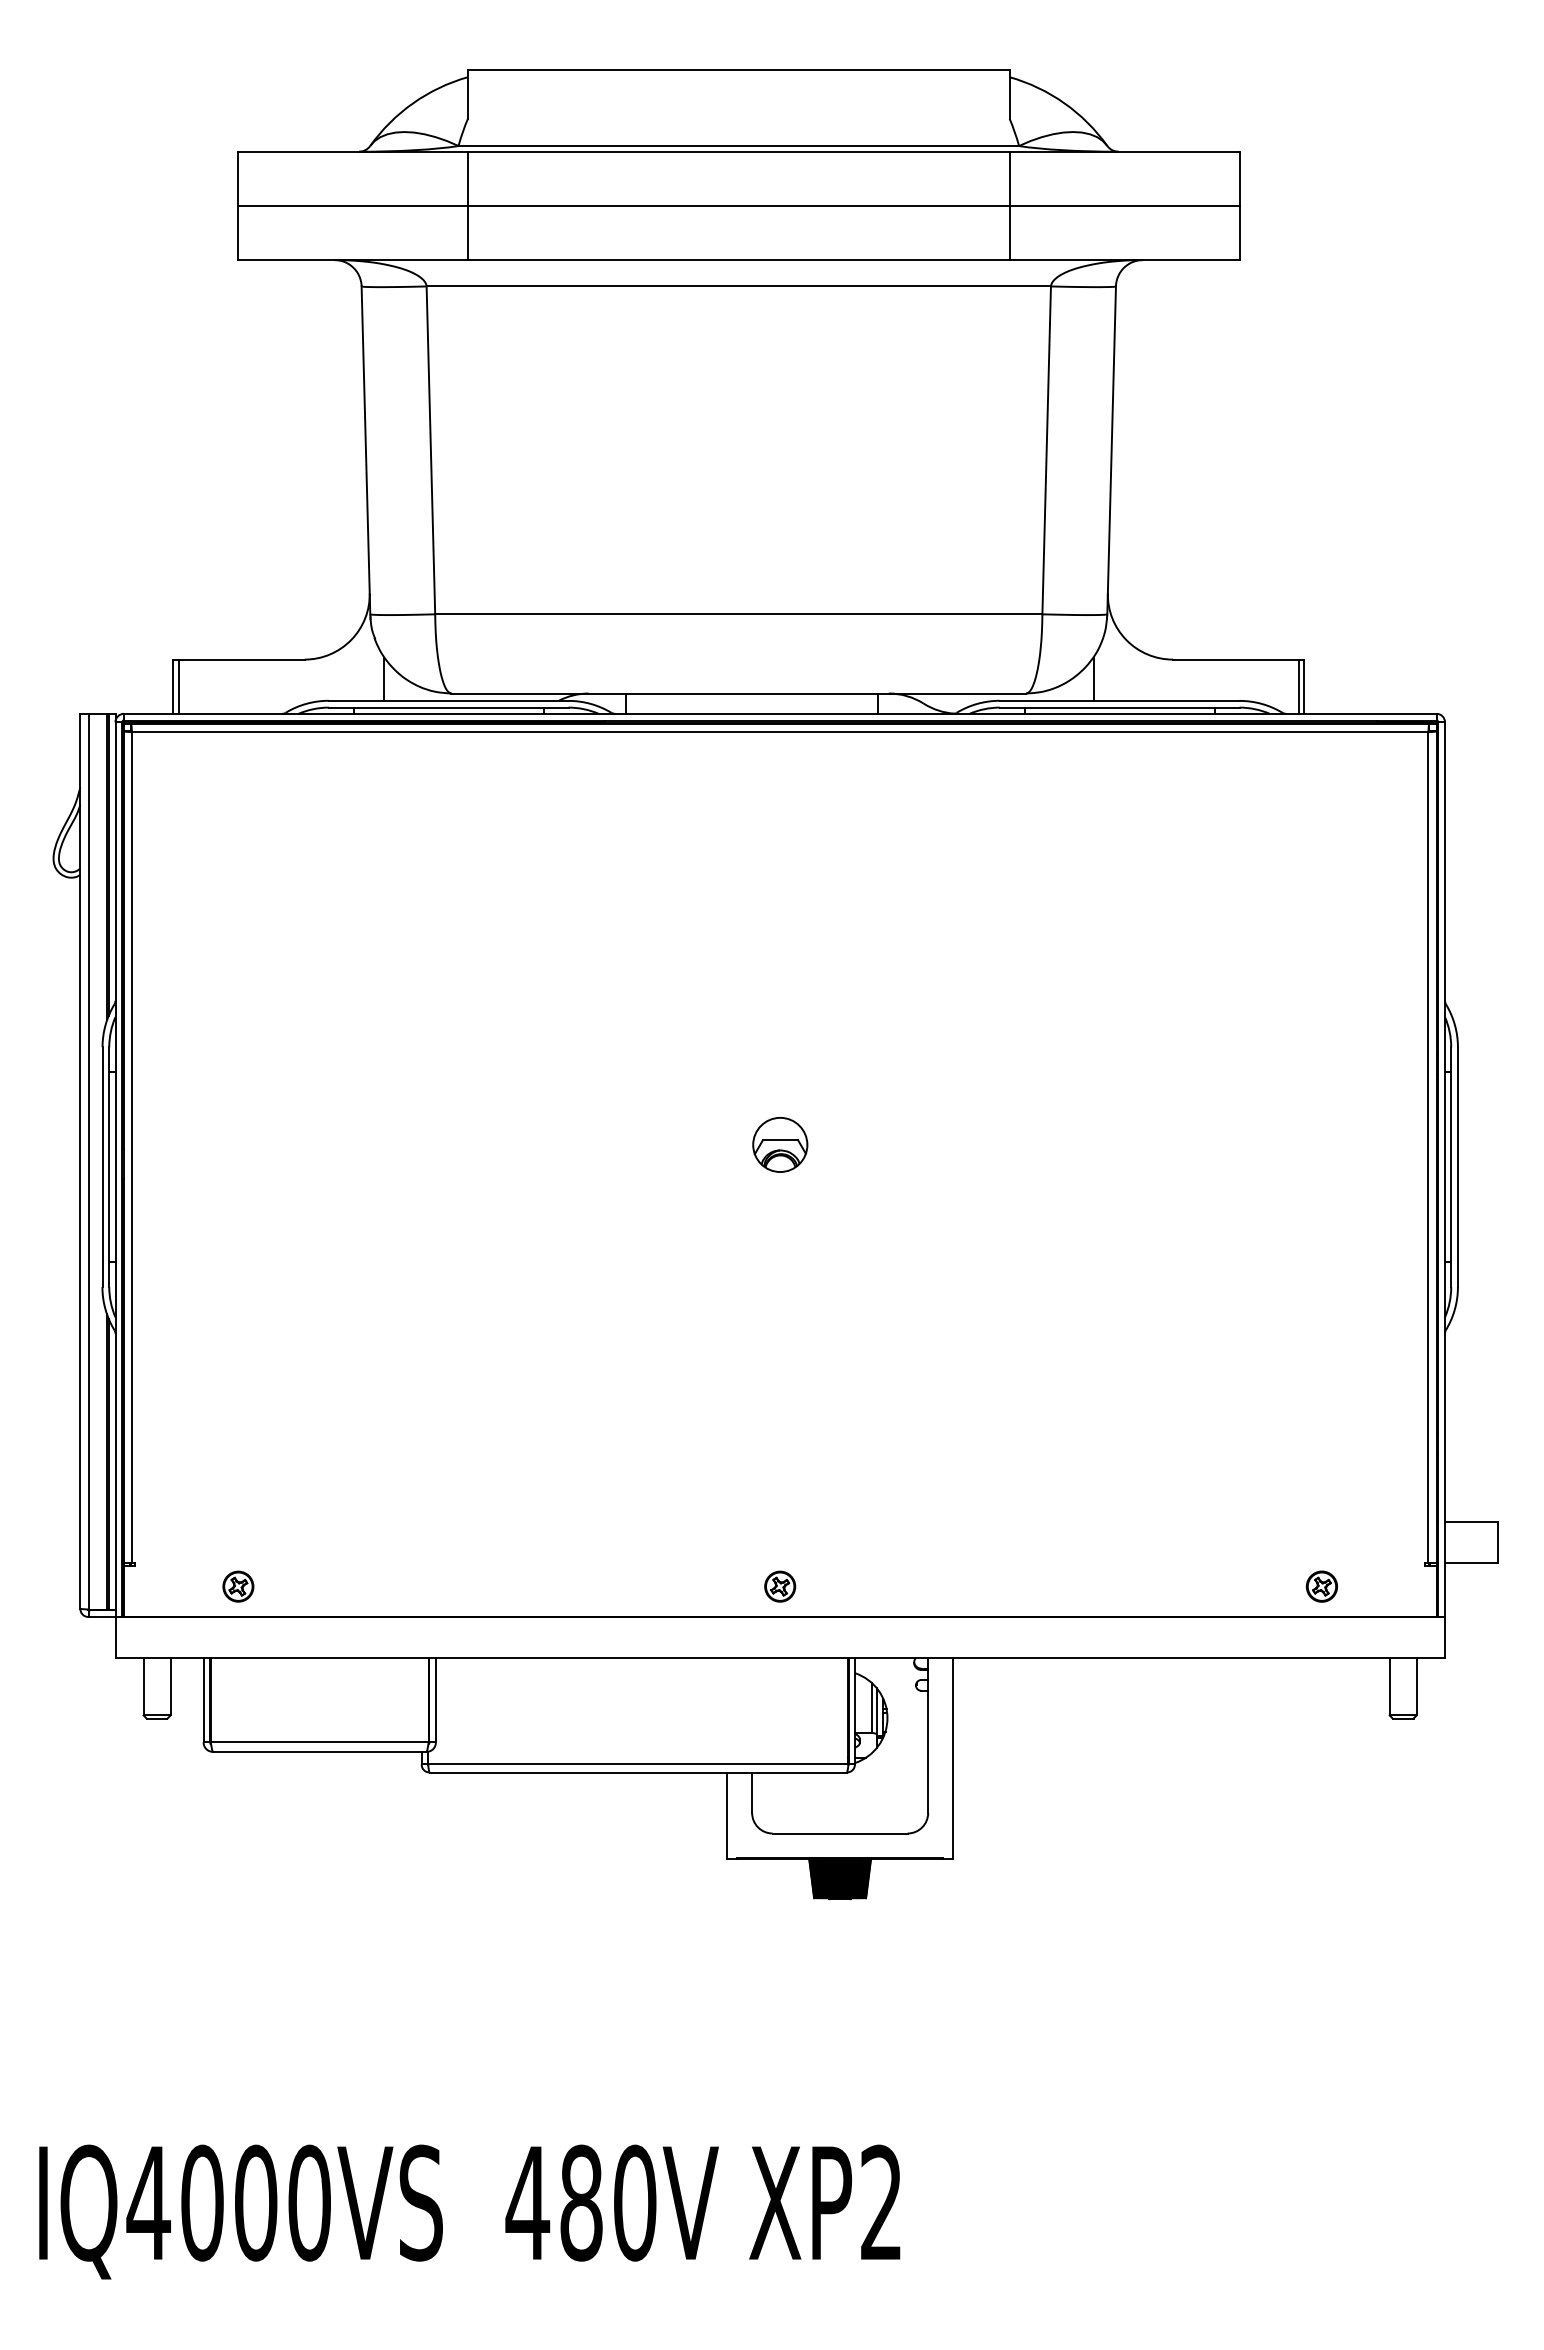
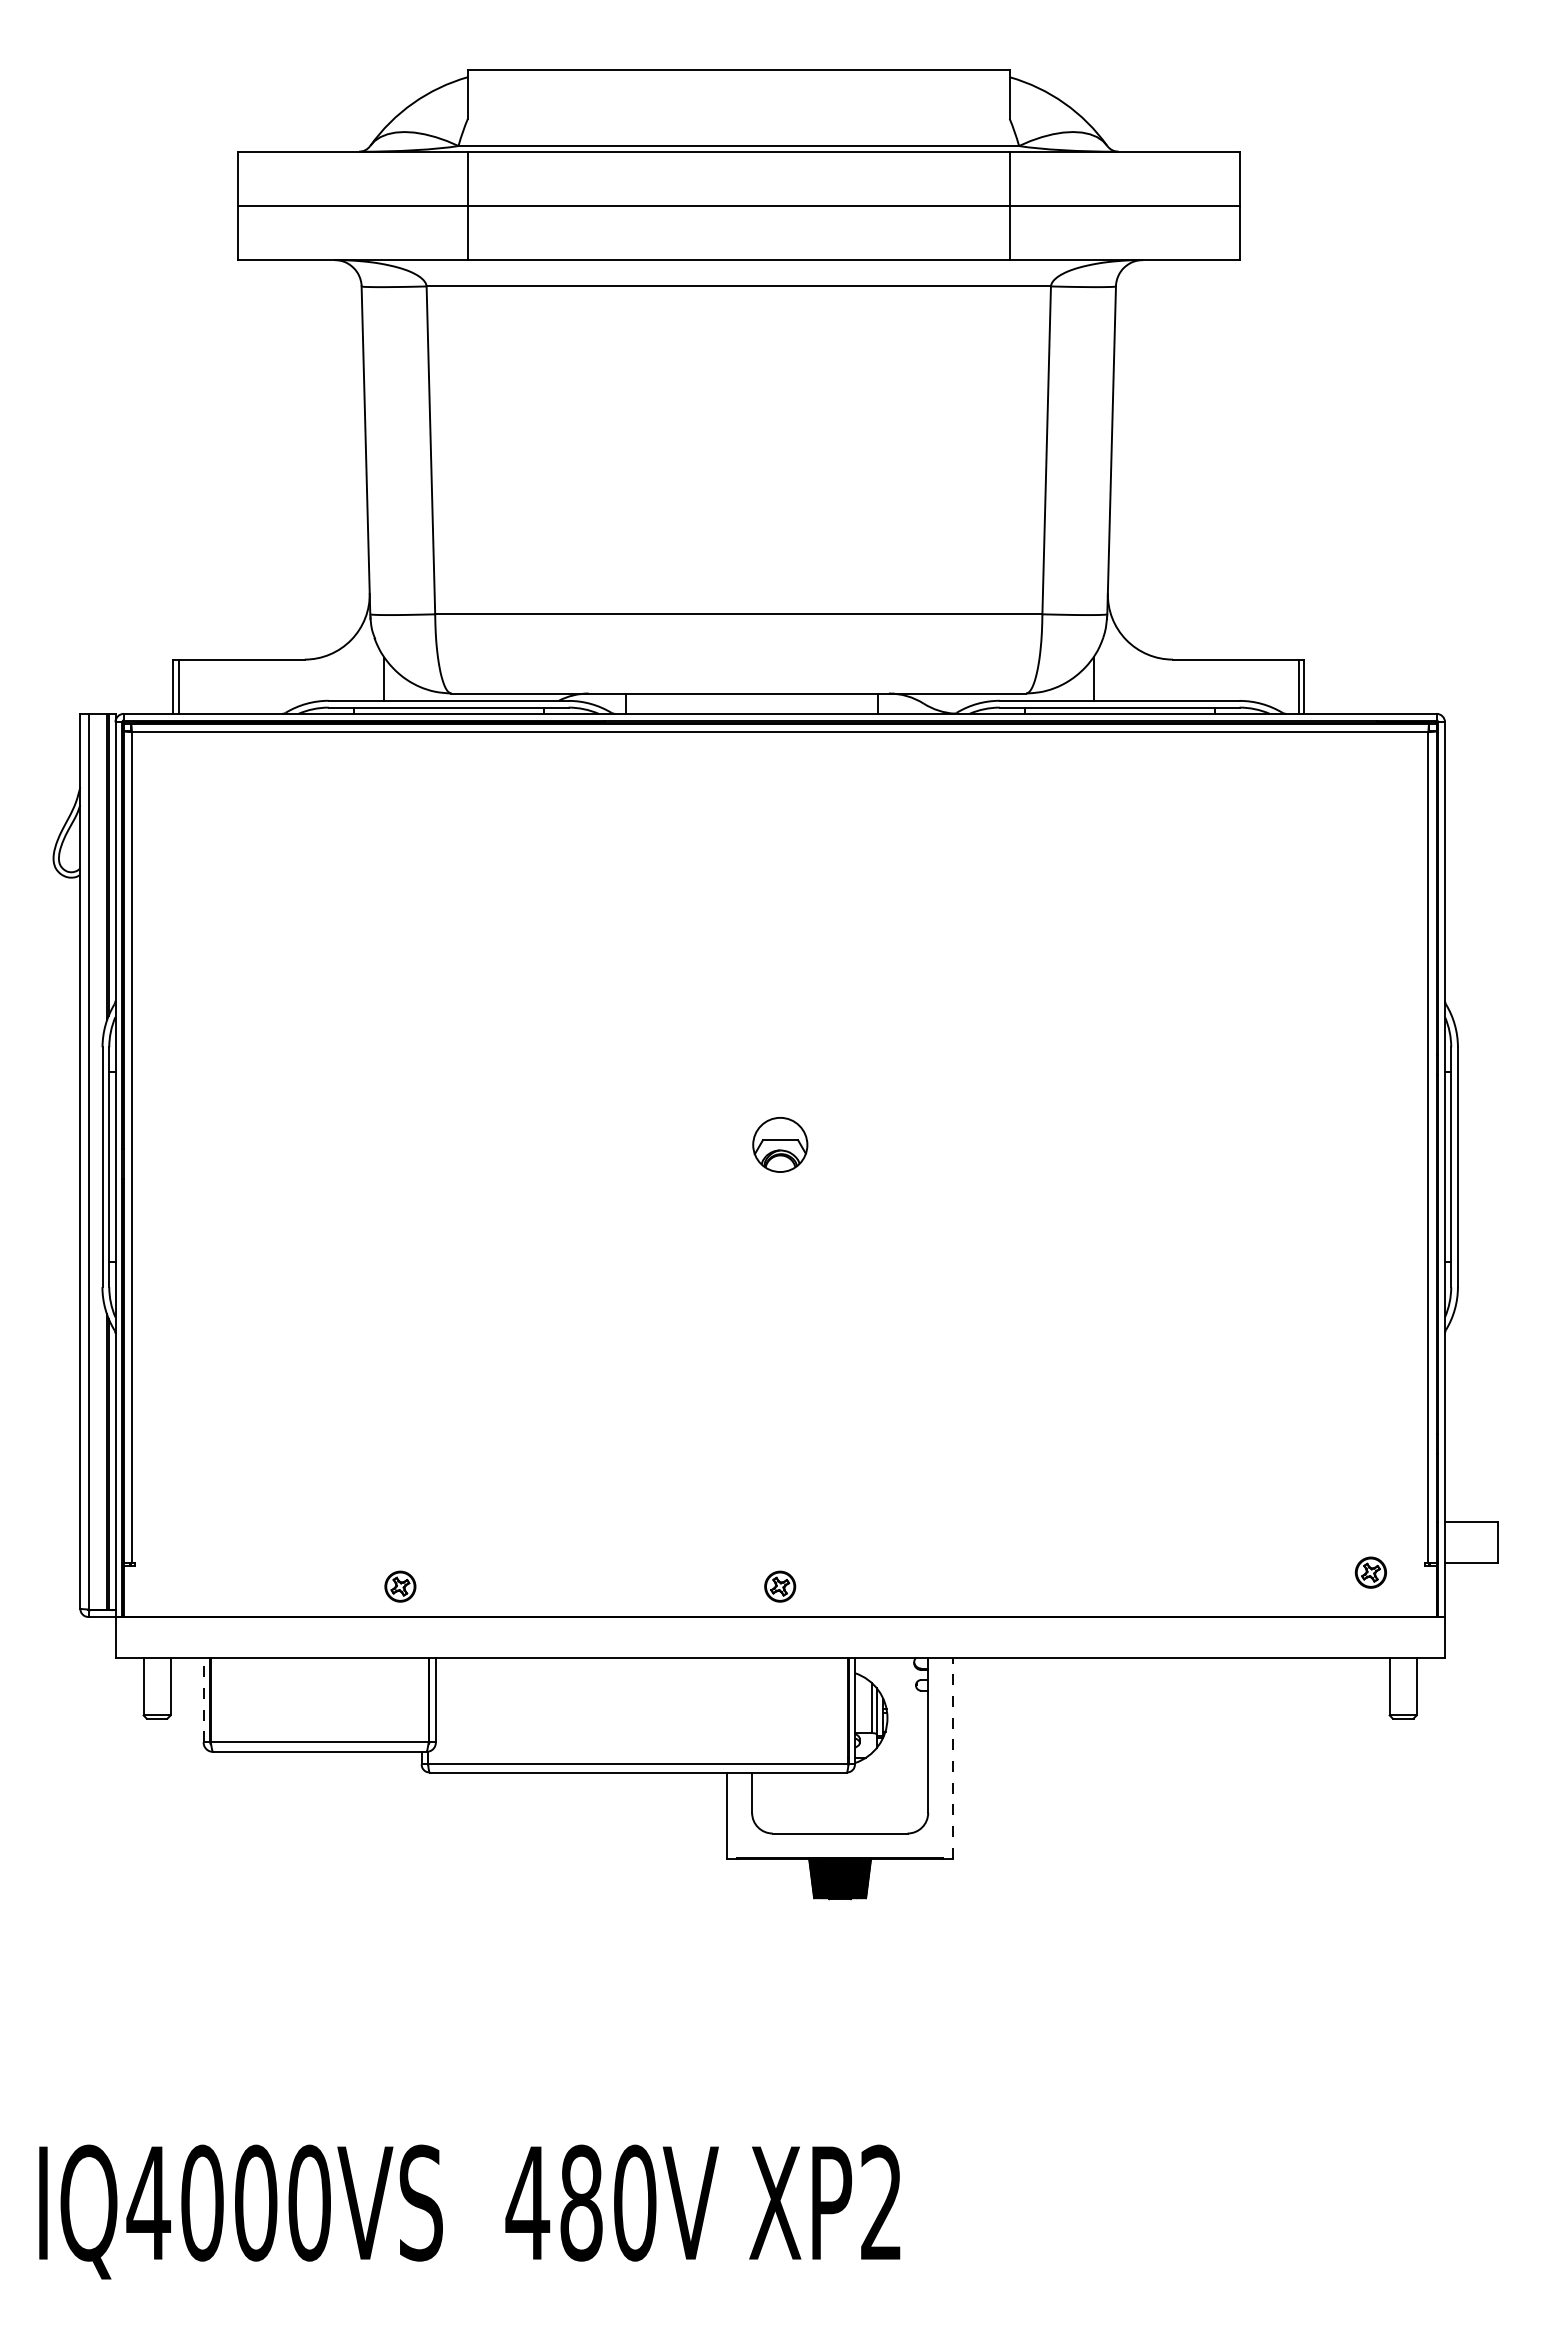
part position: (238, 1586) -> (400, 1586) (400, 1586)
part position: (1321, 1586) -> (1370, 1572) (1370, 1572)
line: solid -> dashed (203, 1699)
line: solid -> dashed (953, 1757)
